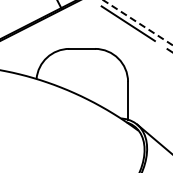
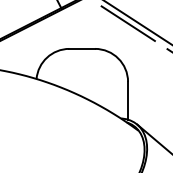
line: dashed -> solid (138, 23)
